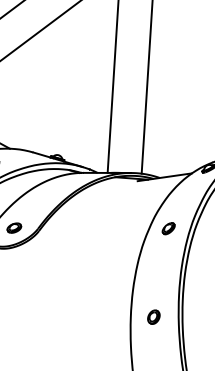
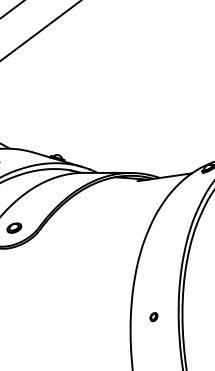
line: present -> none (112, 87)
line: present -> none (146, 87)
part: present -> none (168, 228)
part size: 14x16 px -> 10x11 px (153, 317)
